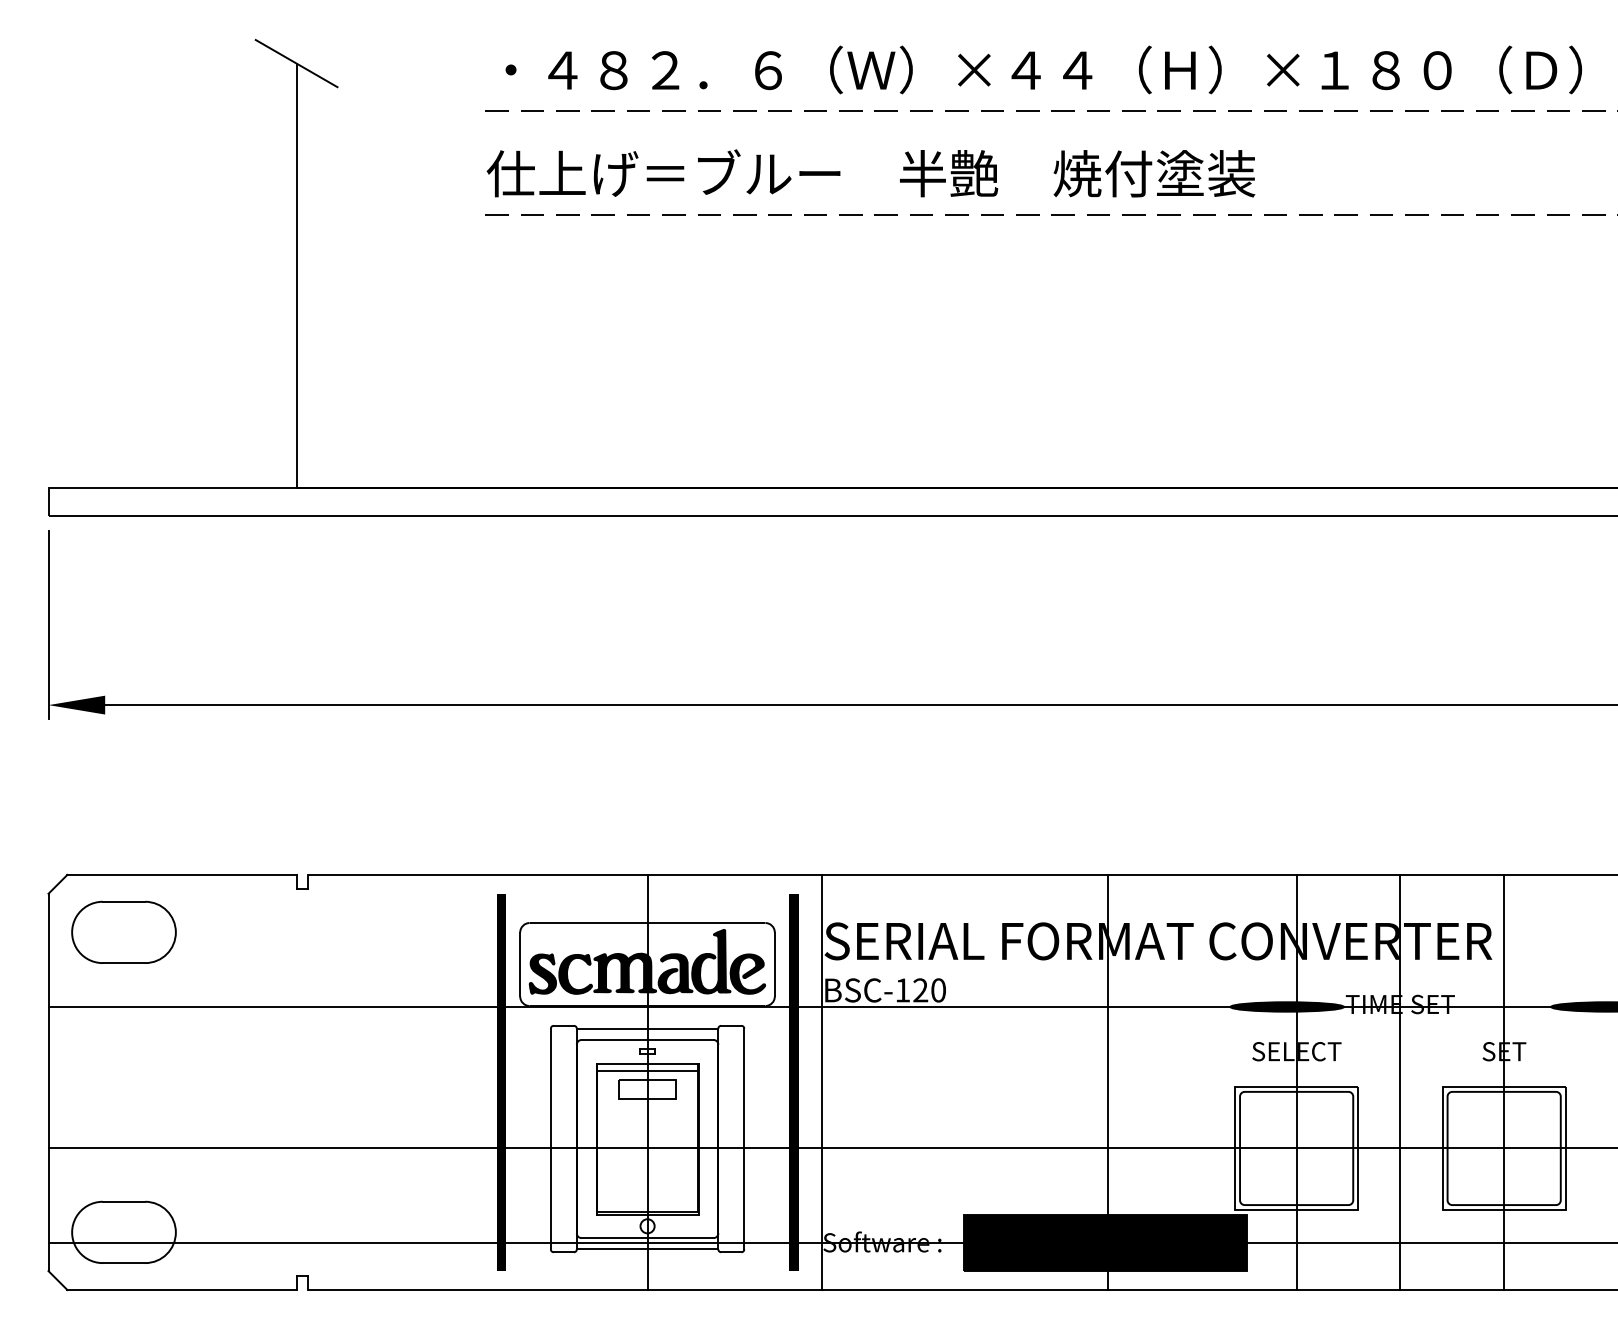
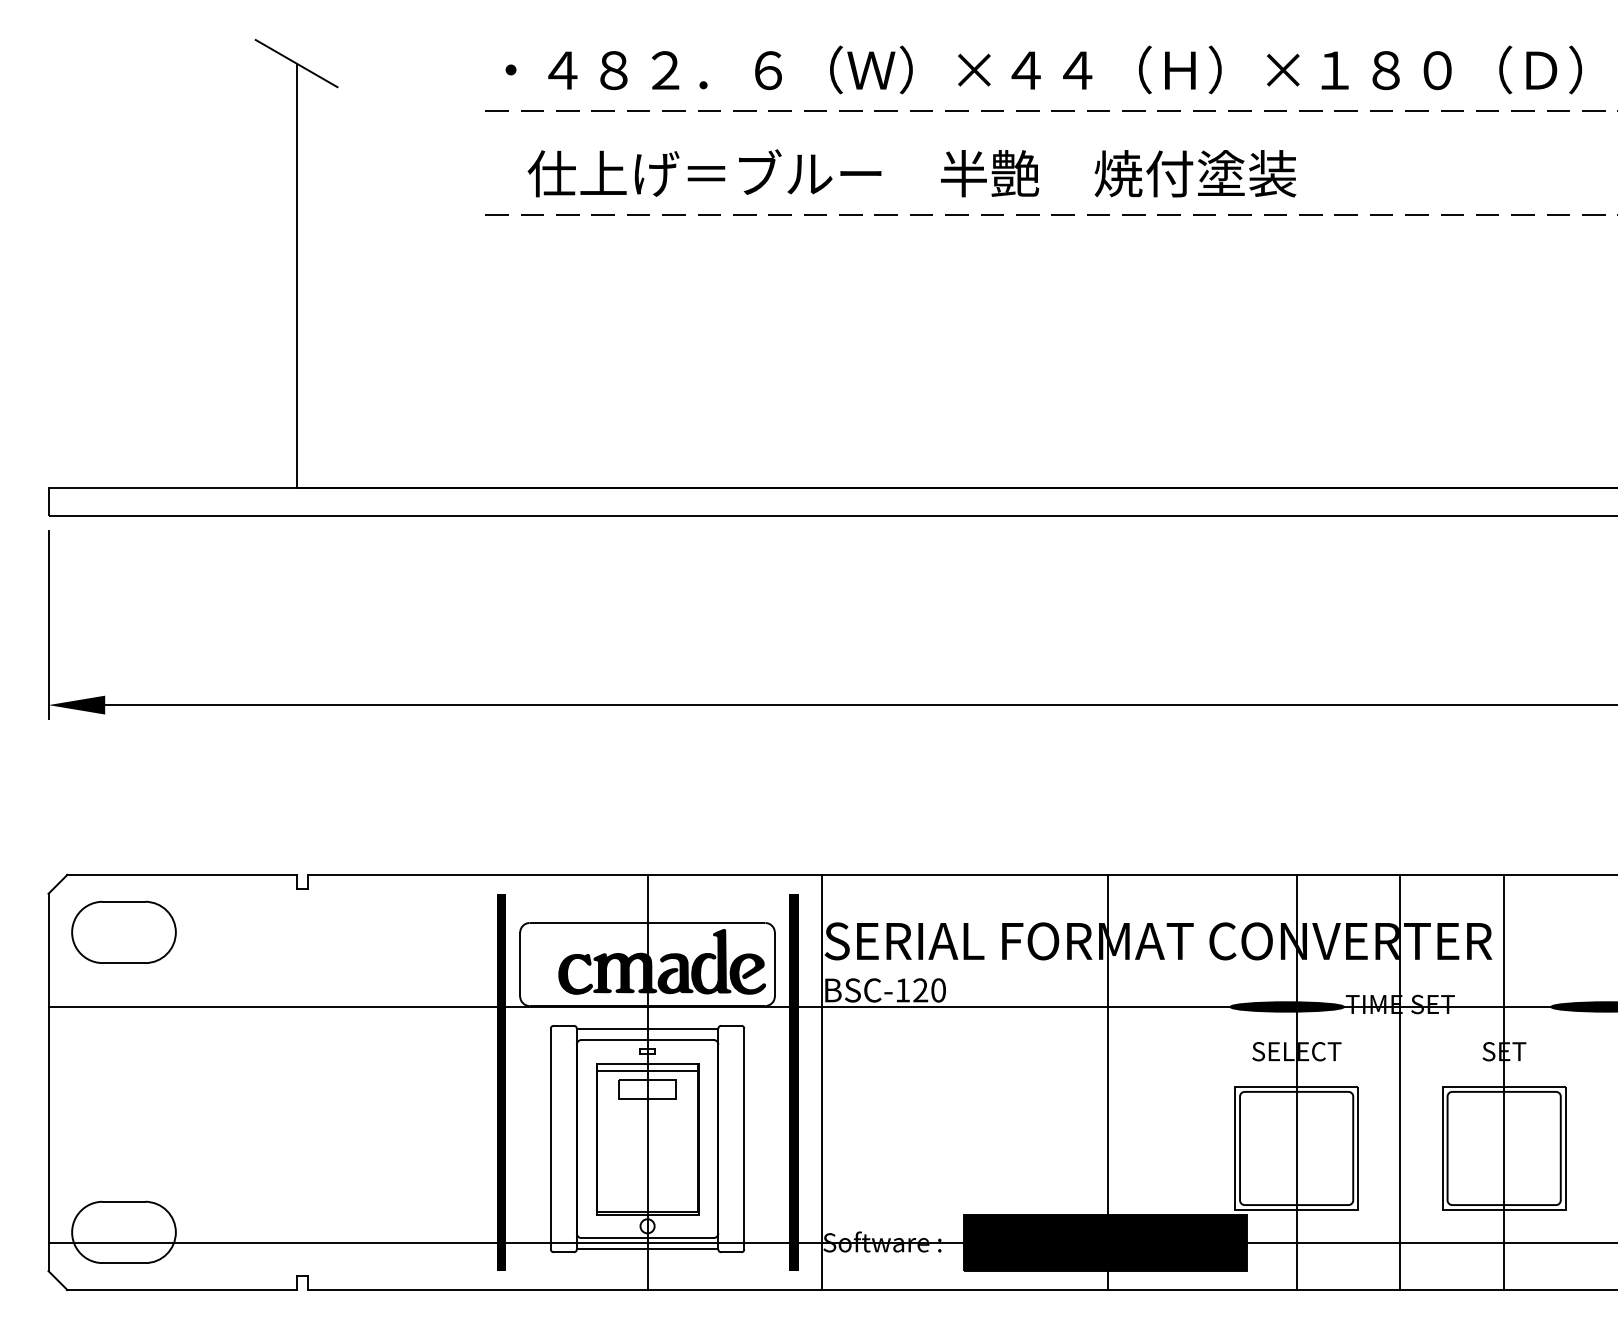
text position: (870, 173) -> (911, 173) (911, 173)
fill: present -> none (542, 973)
line: present -> none (831, 1148)
